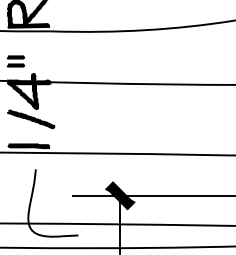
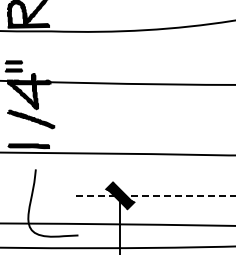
part position: (15, 61) -> (13, 66) (13, 66)
line: solid -> dashed (153, 195)
